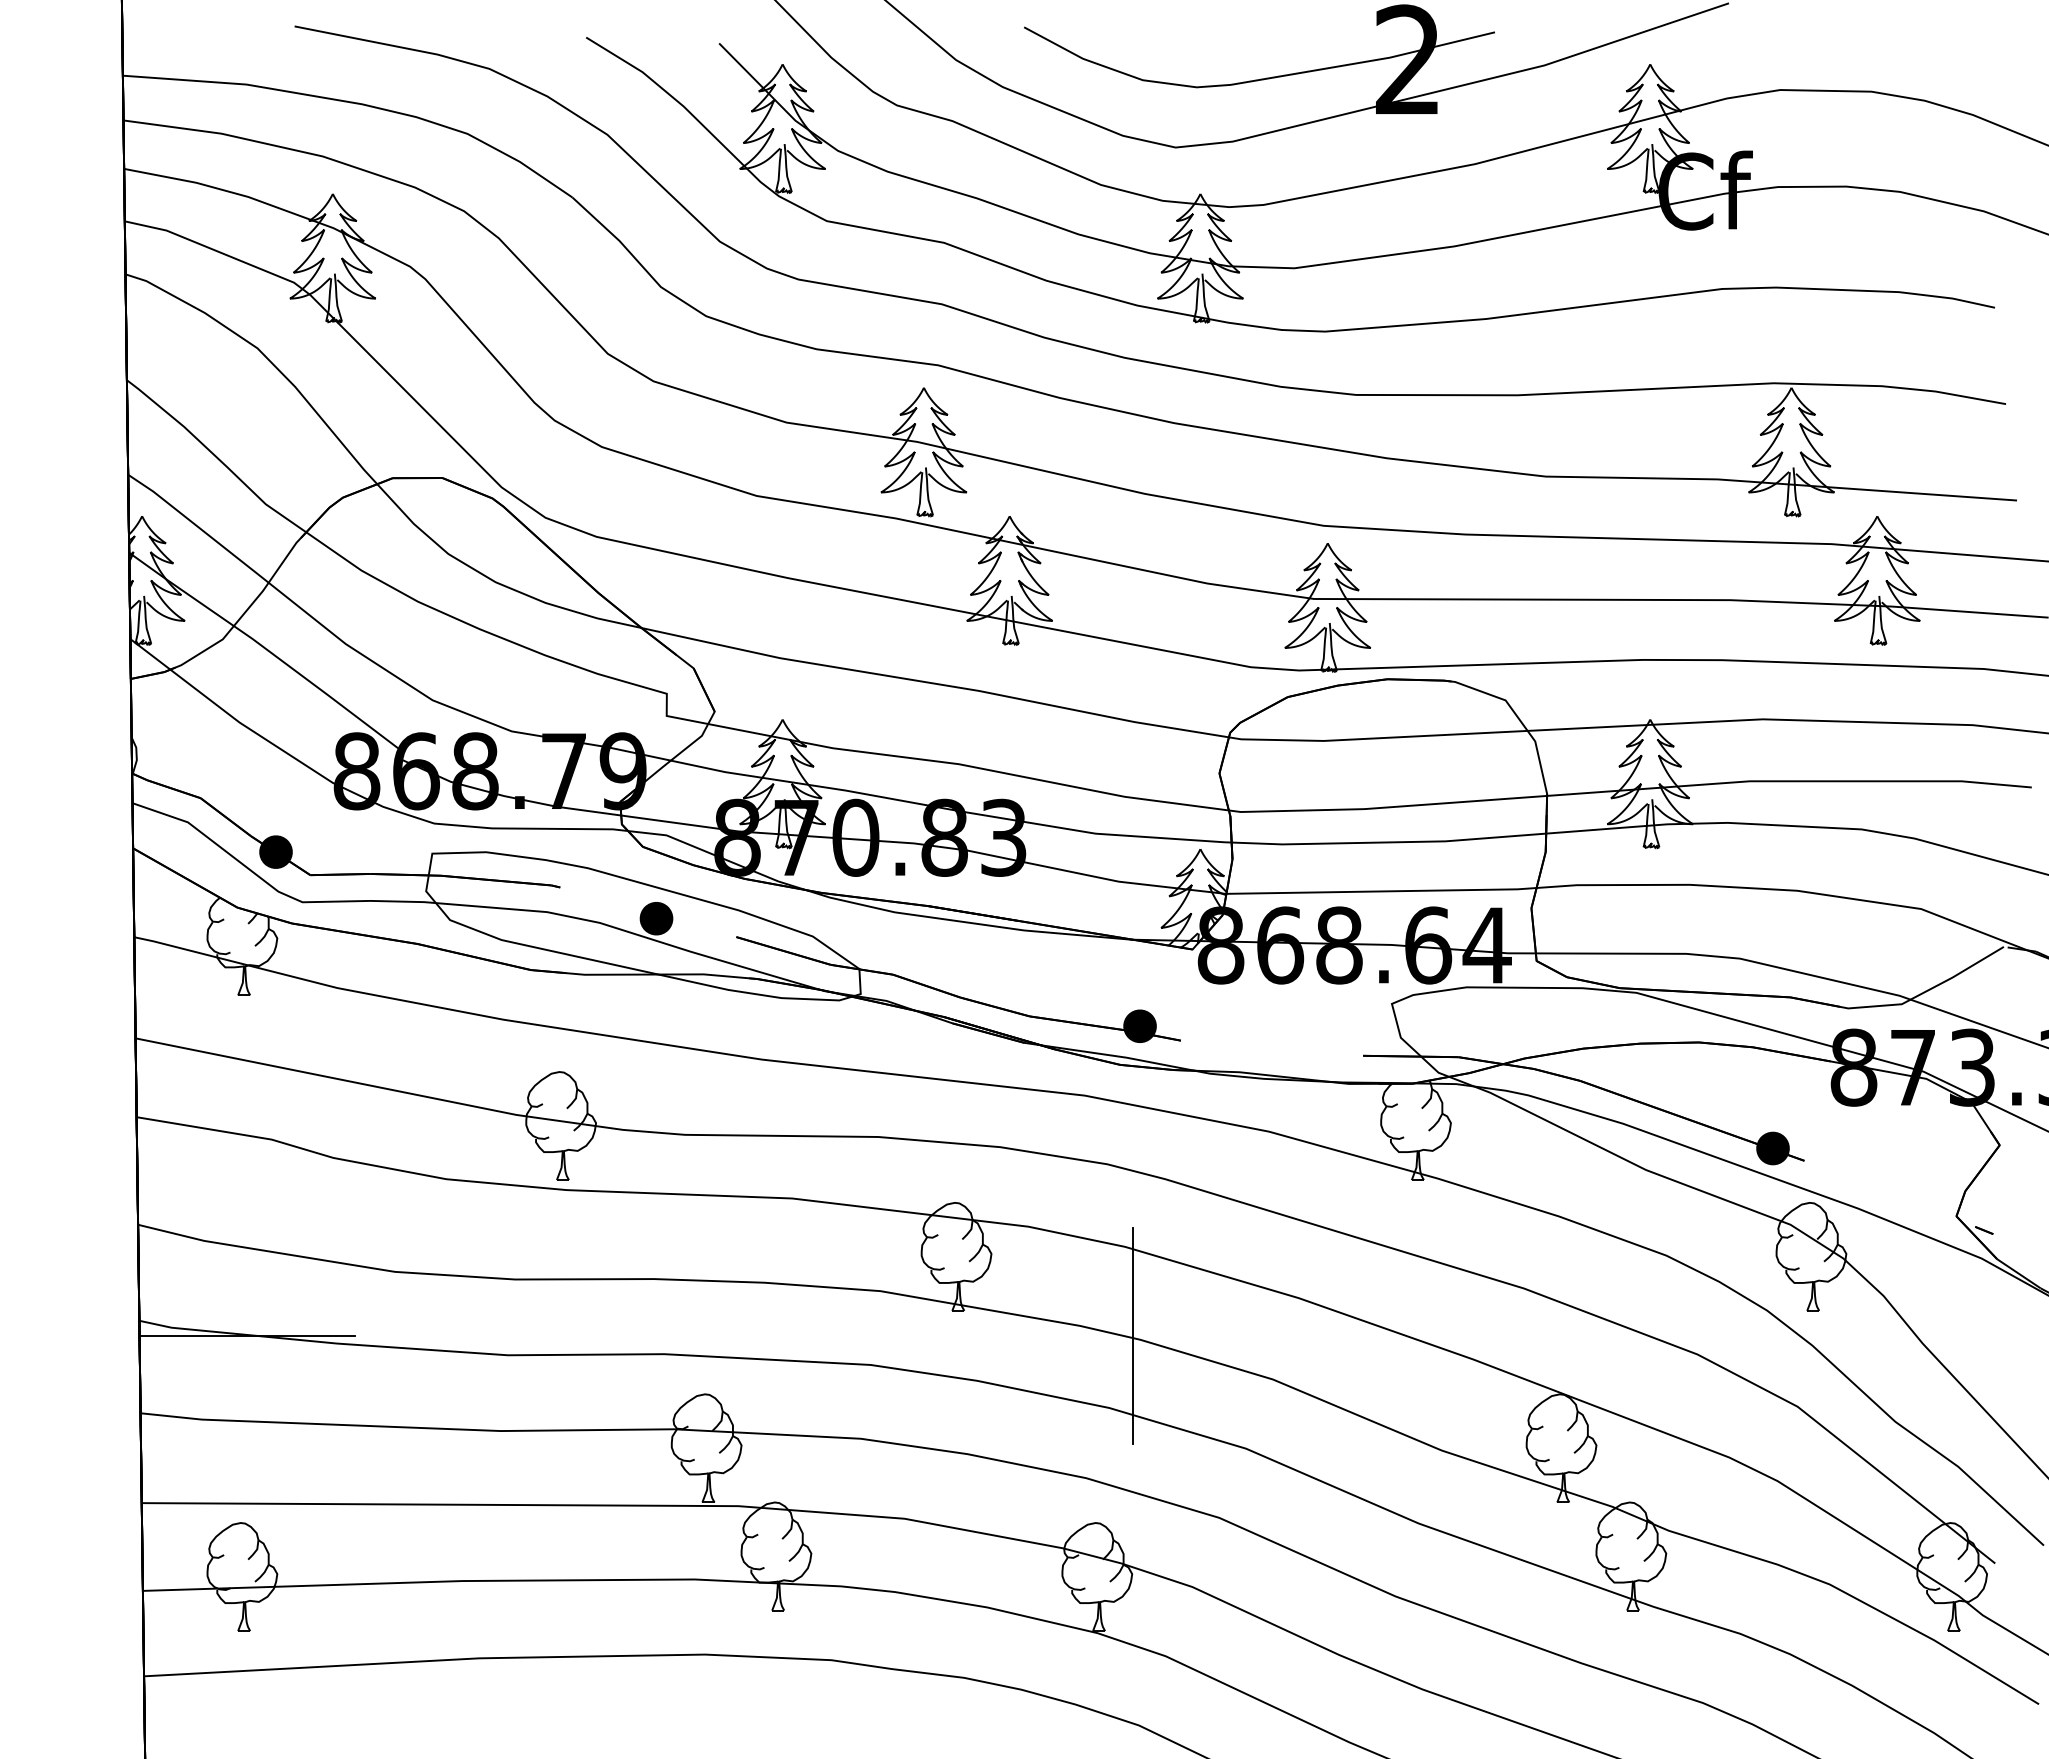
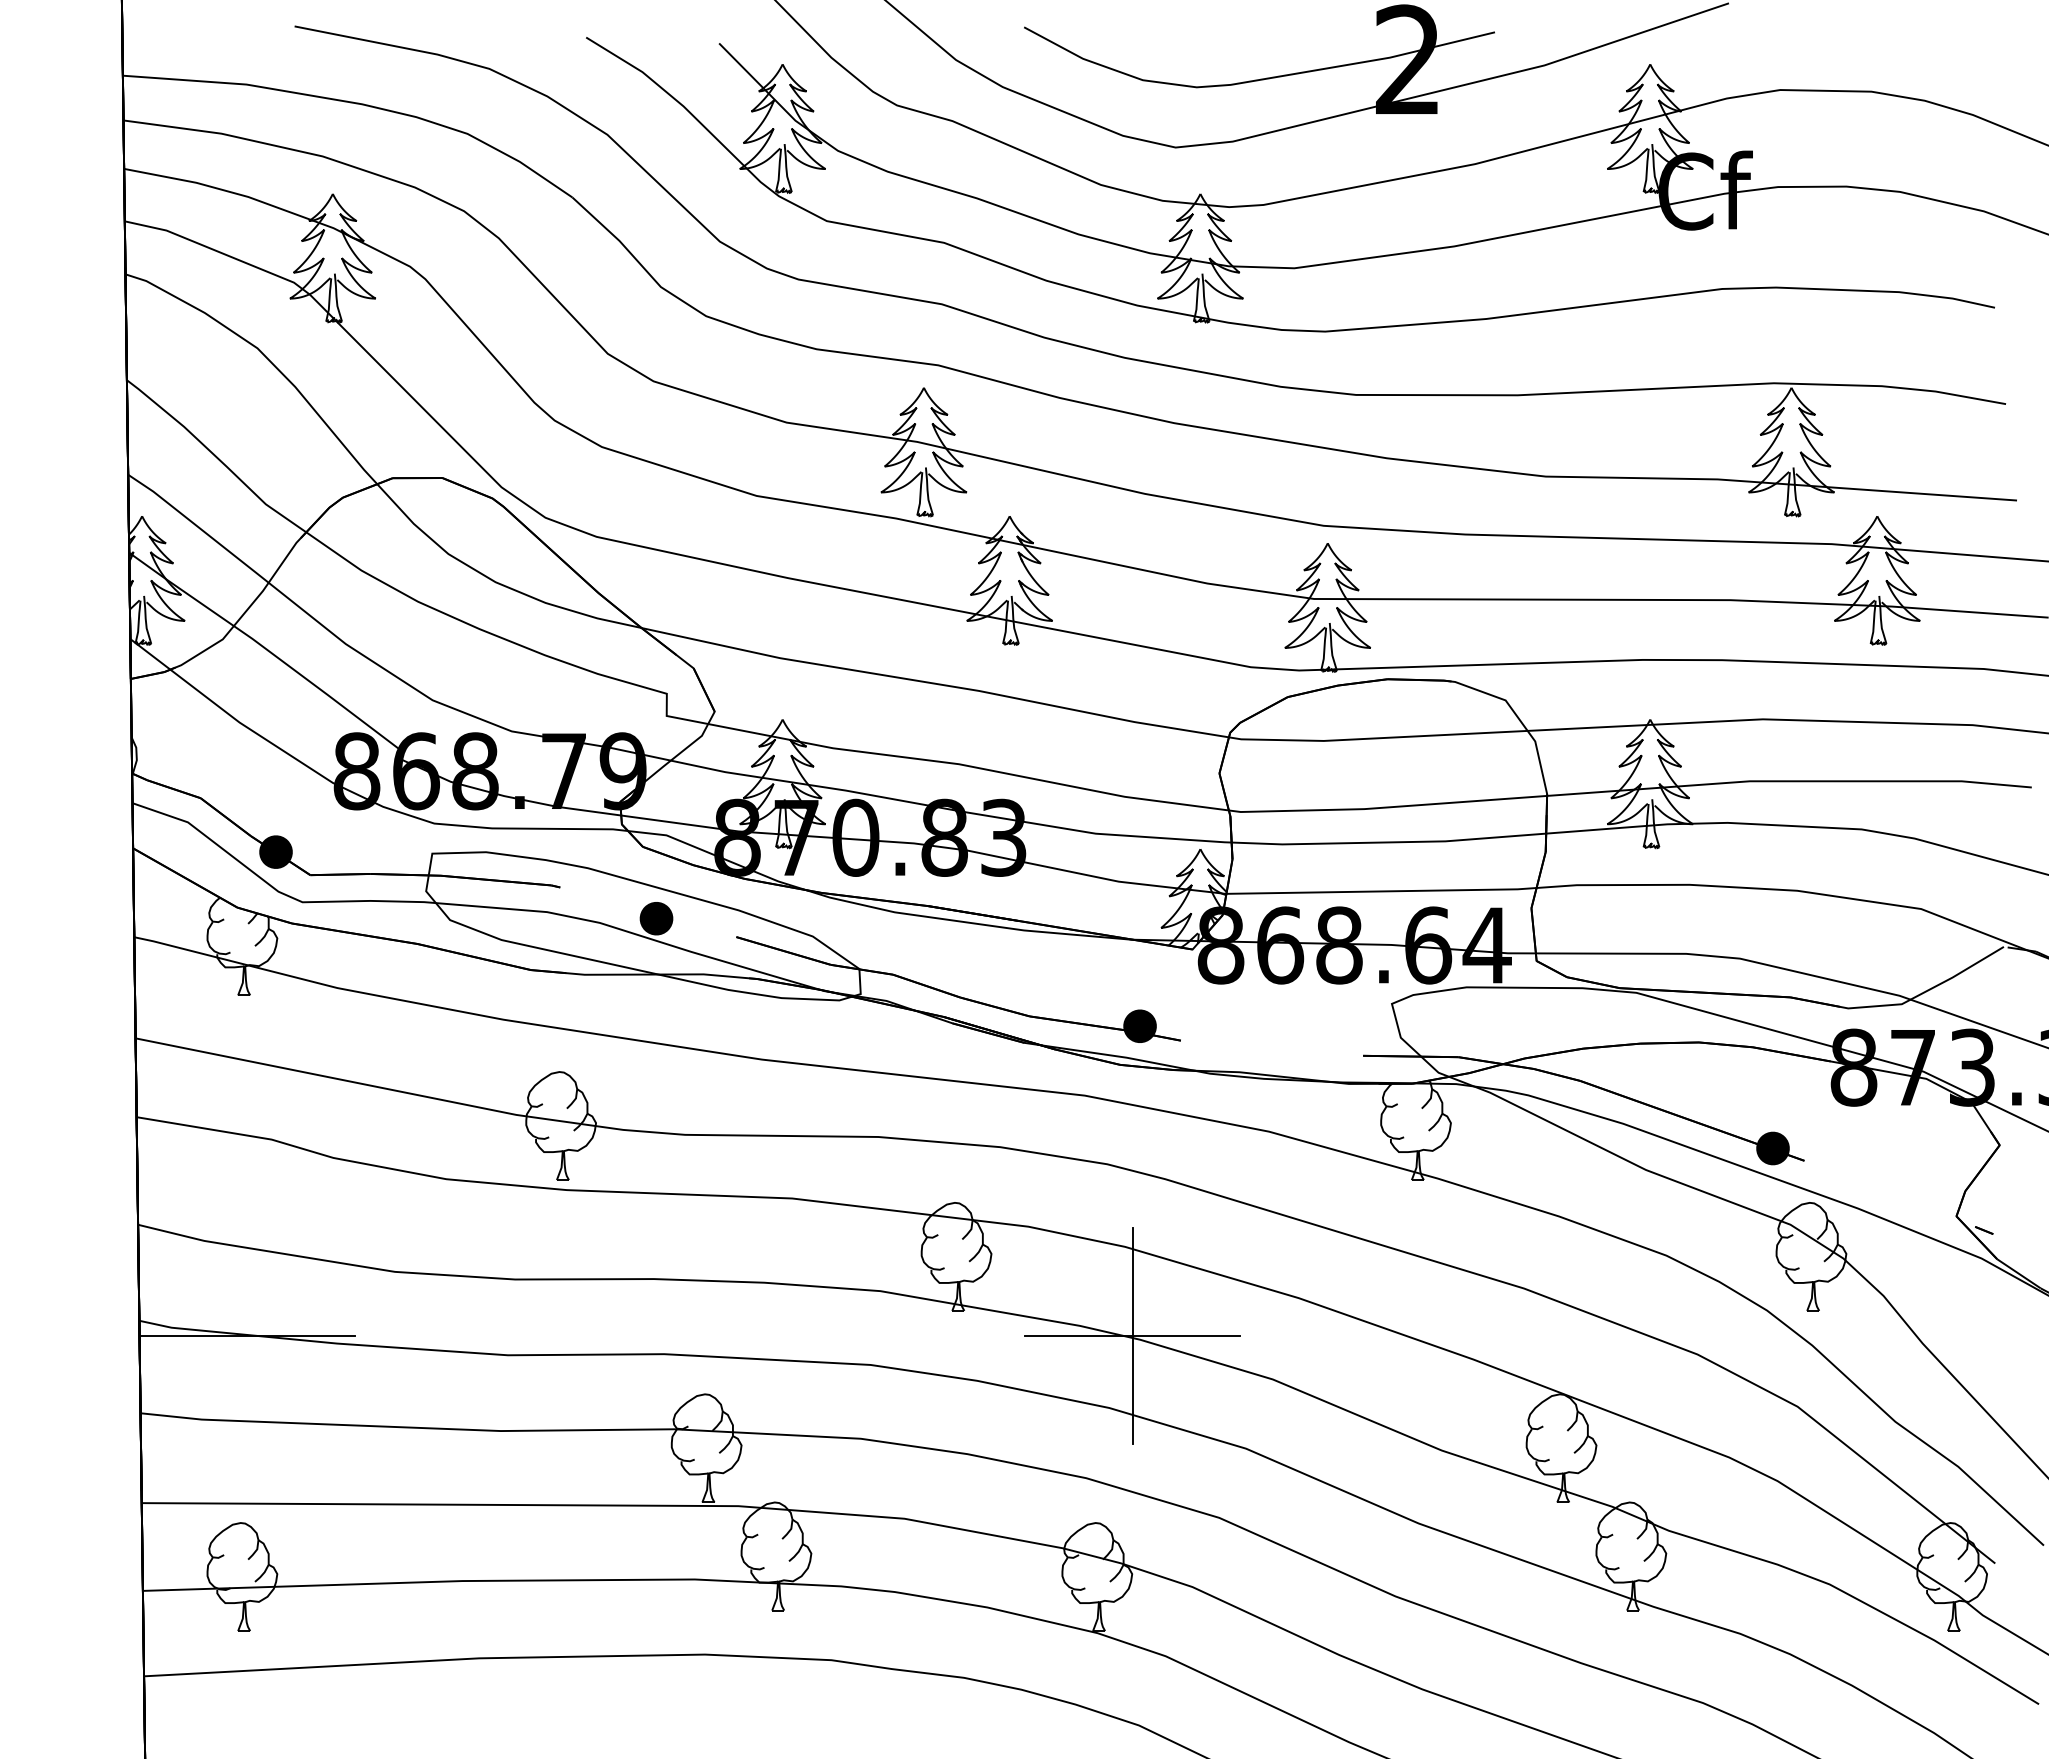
line: none -> present (1132, 1335)
